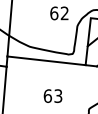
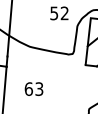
text: 62 -> 52 (54, 13)
line: present -> none (46, 60)
text position: (52, 95) -> (33, 88) (33, 88)
